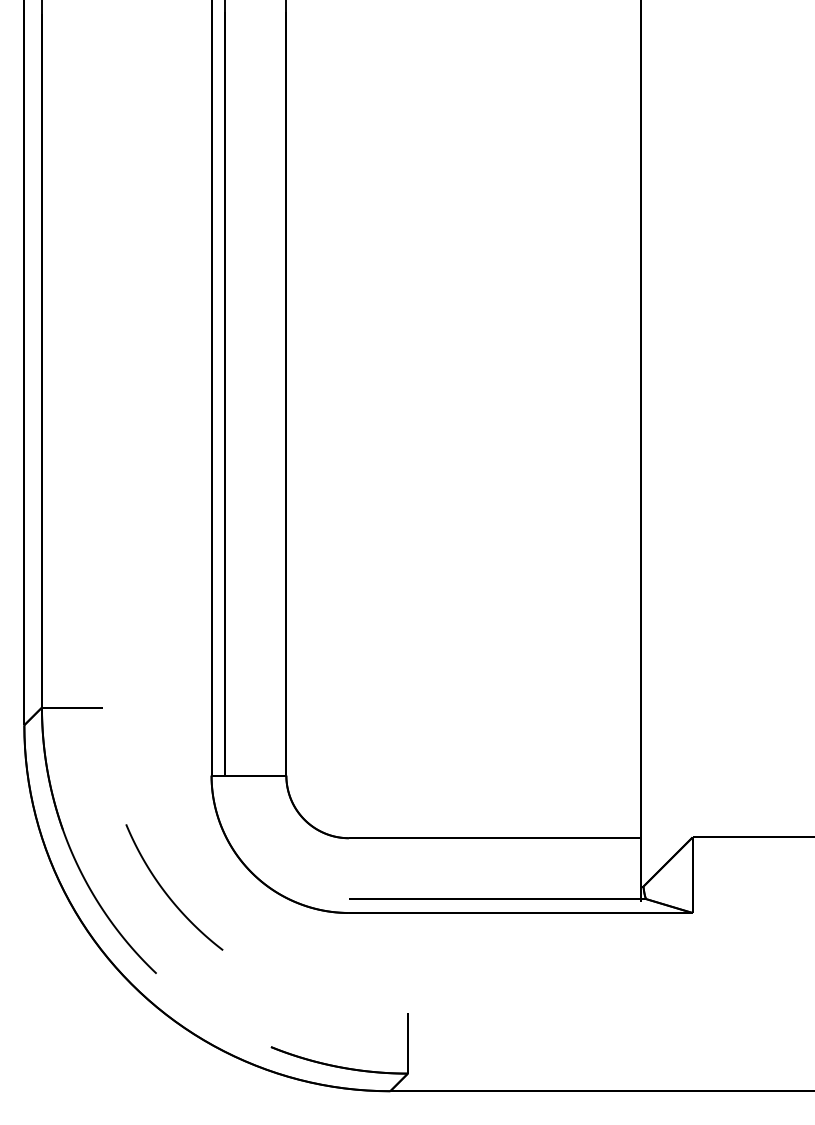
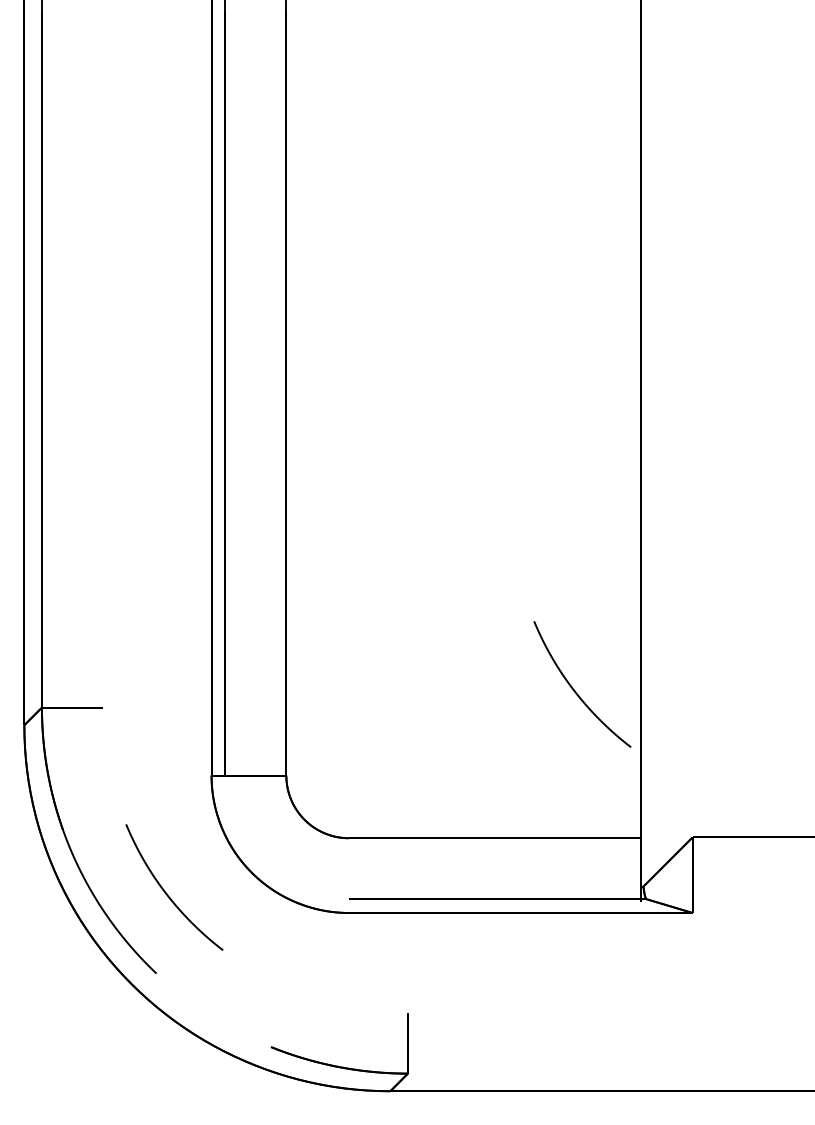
curve: none -> present (575, 690)
